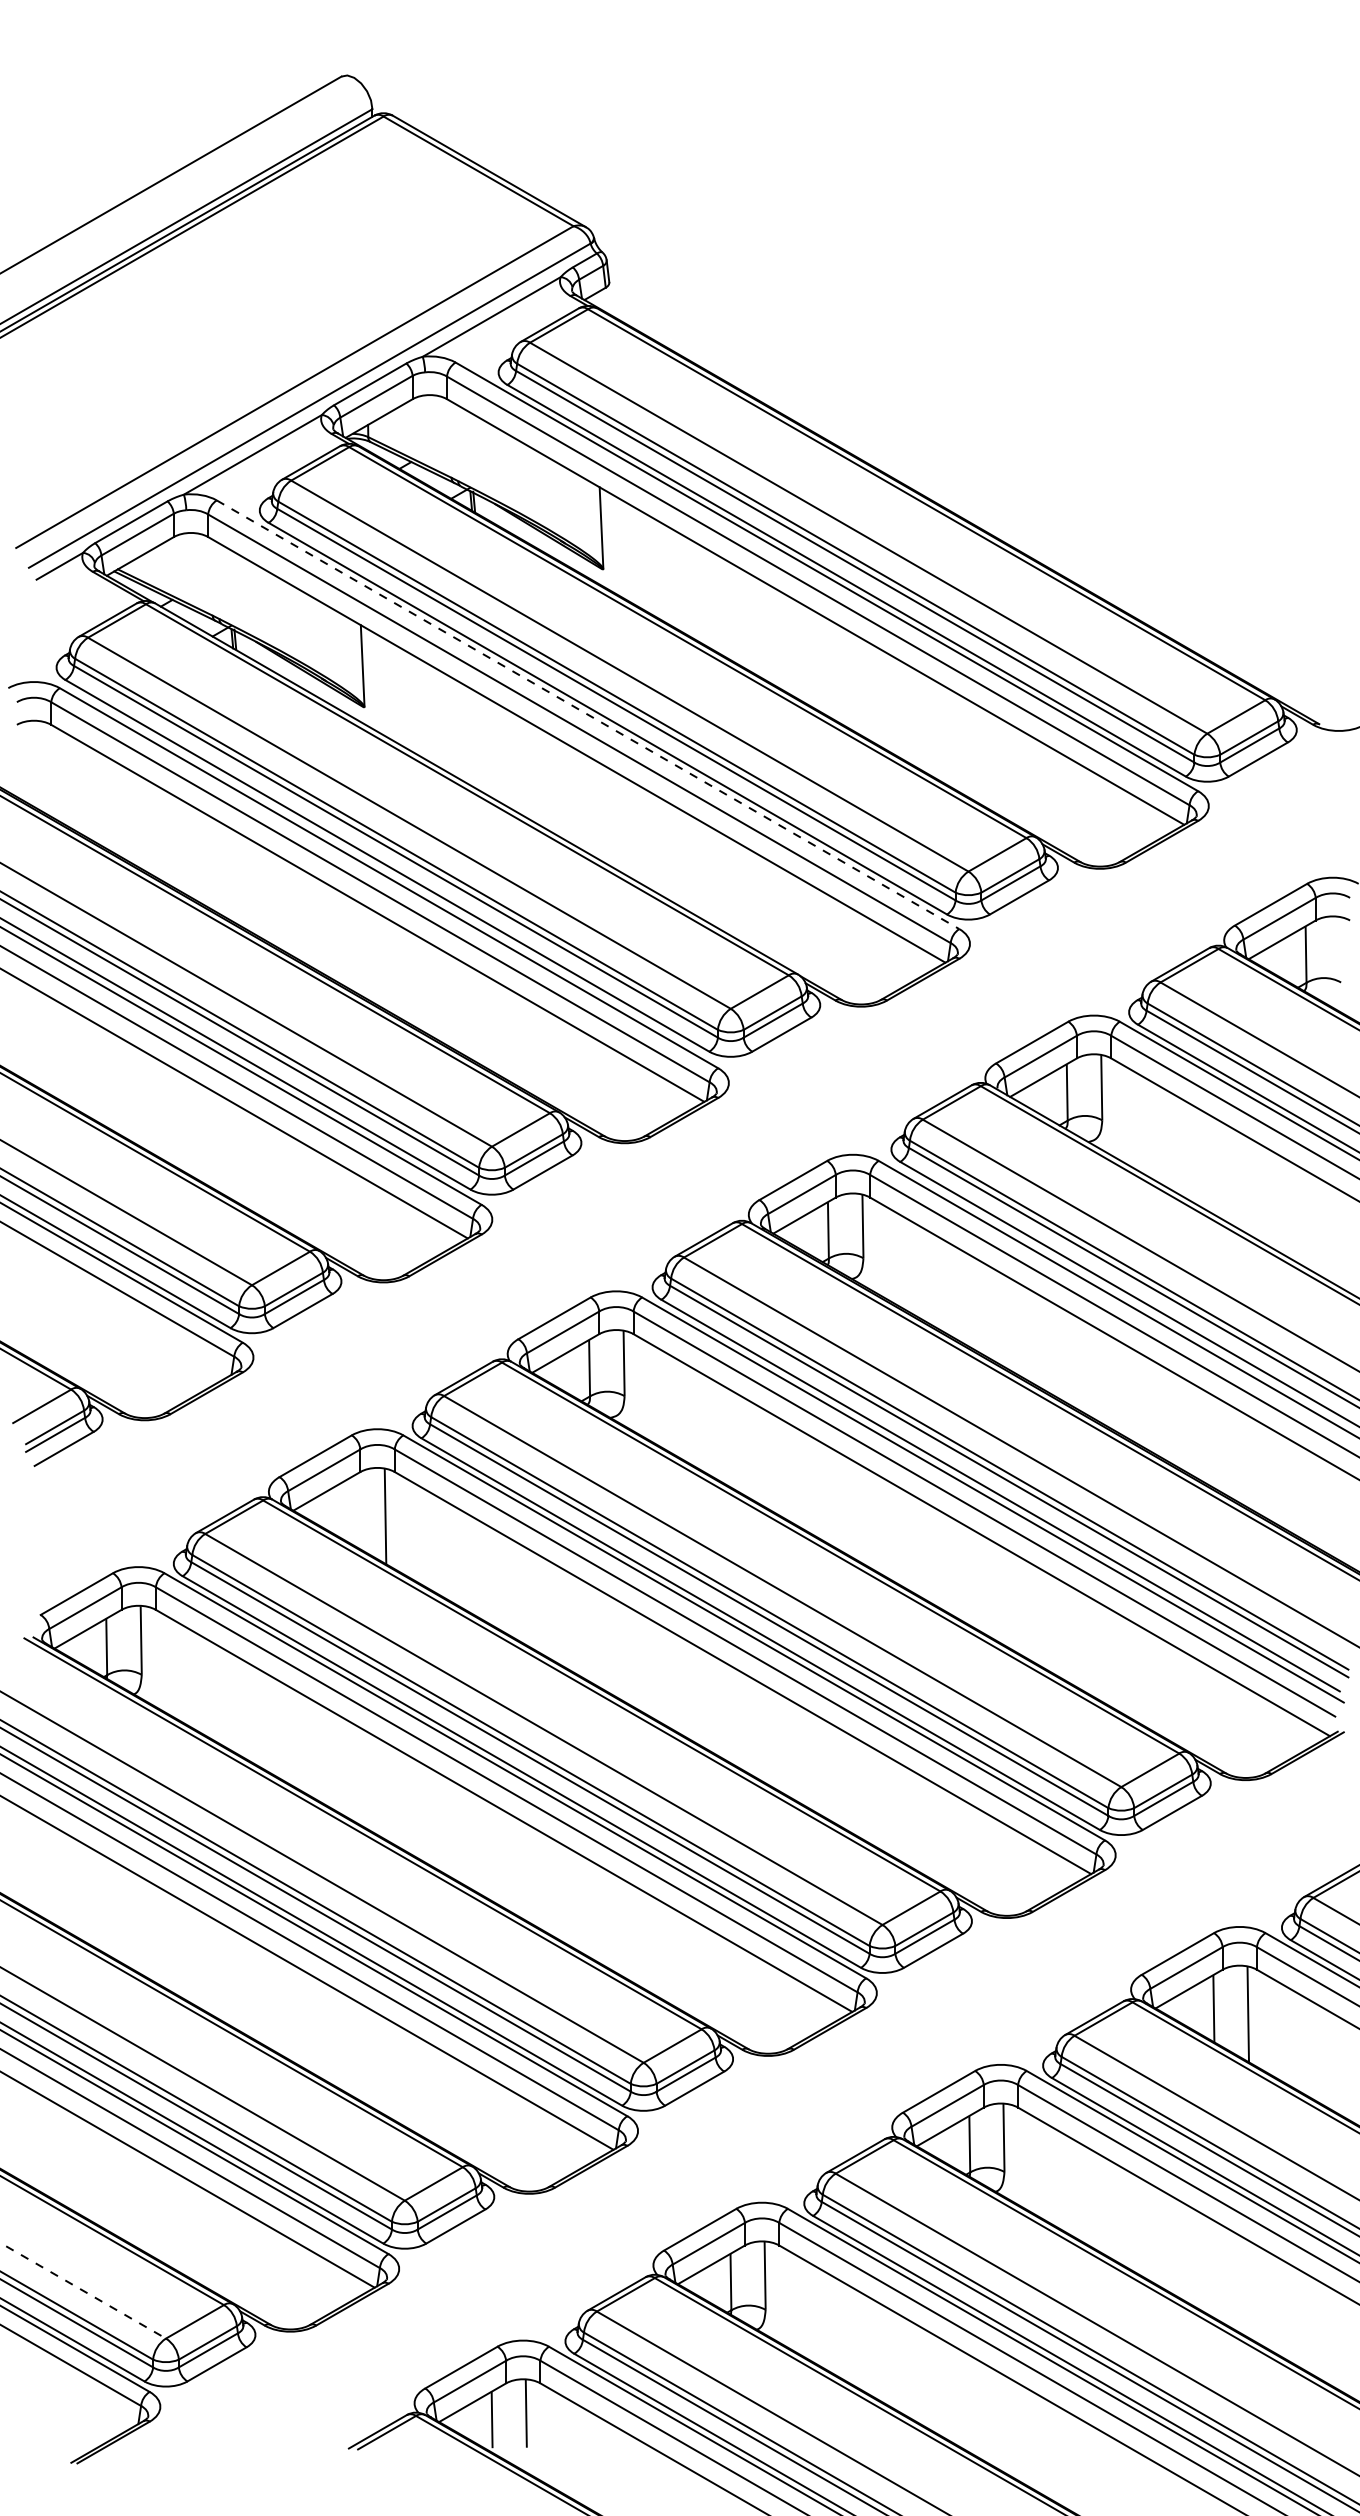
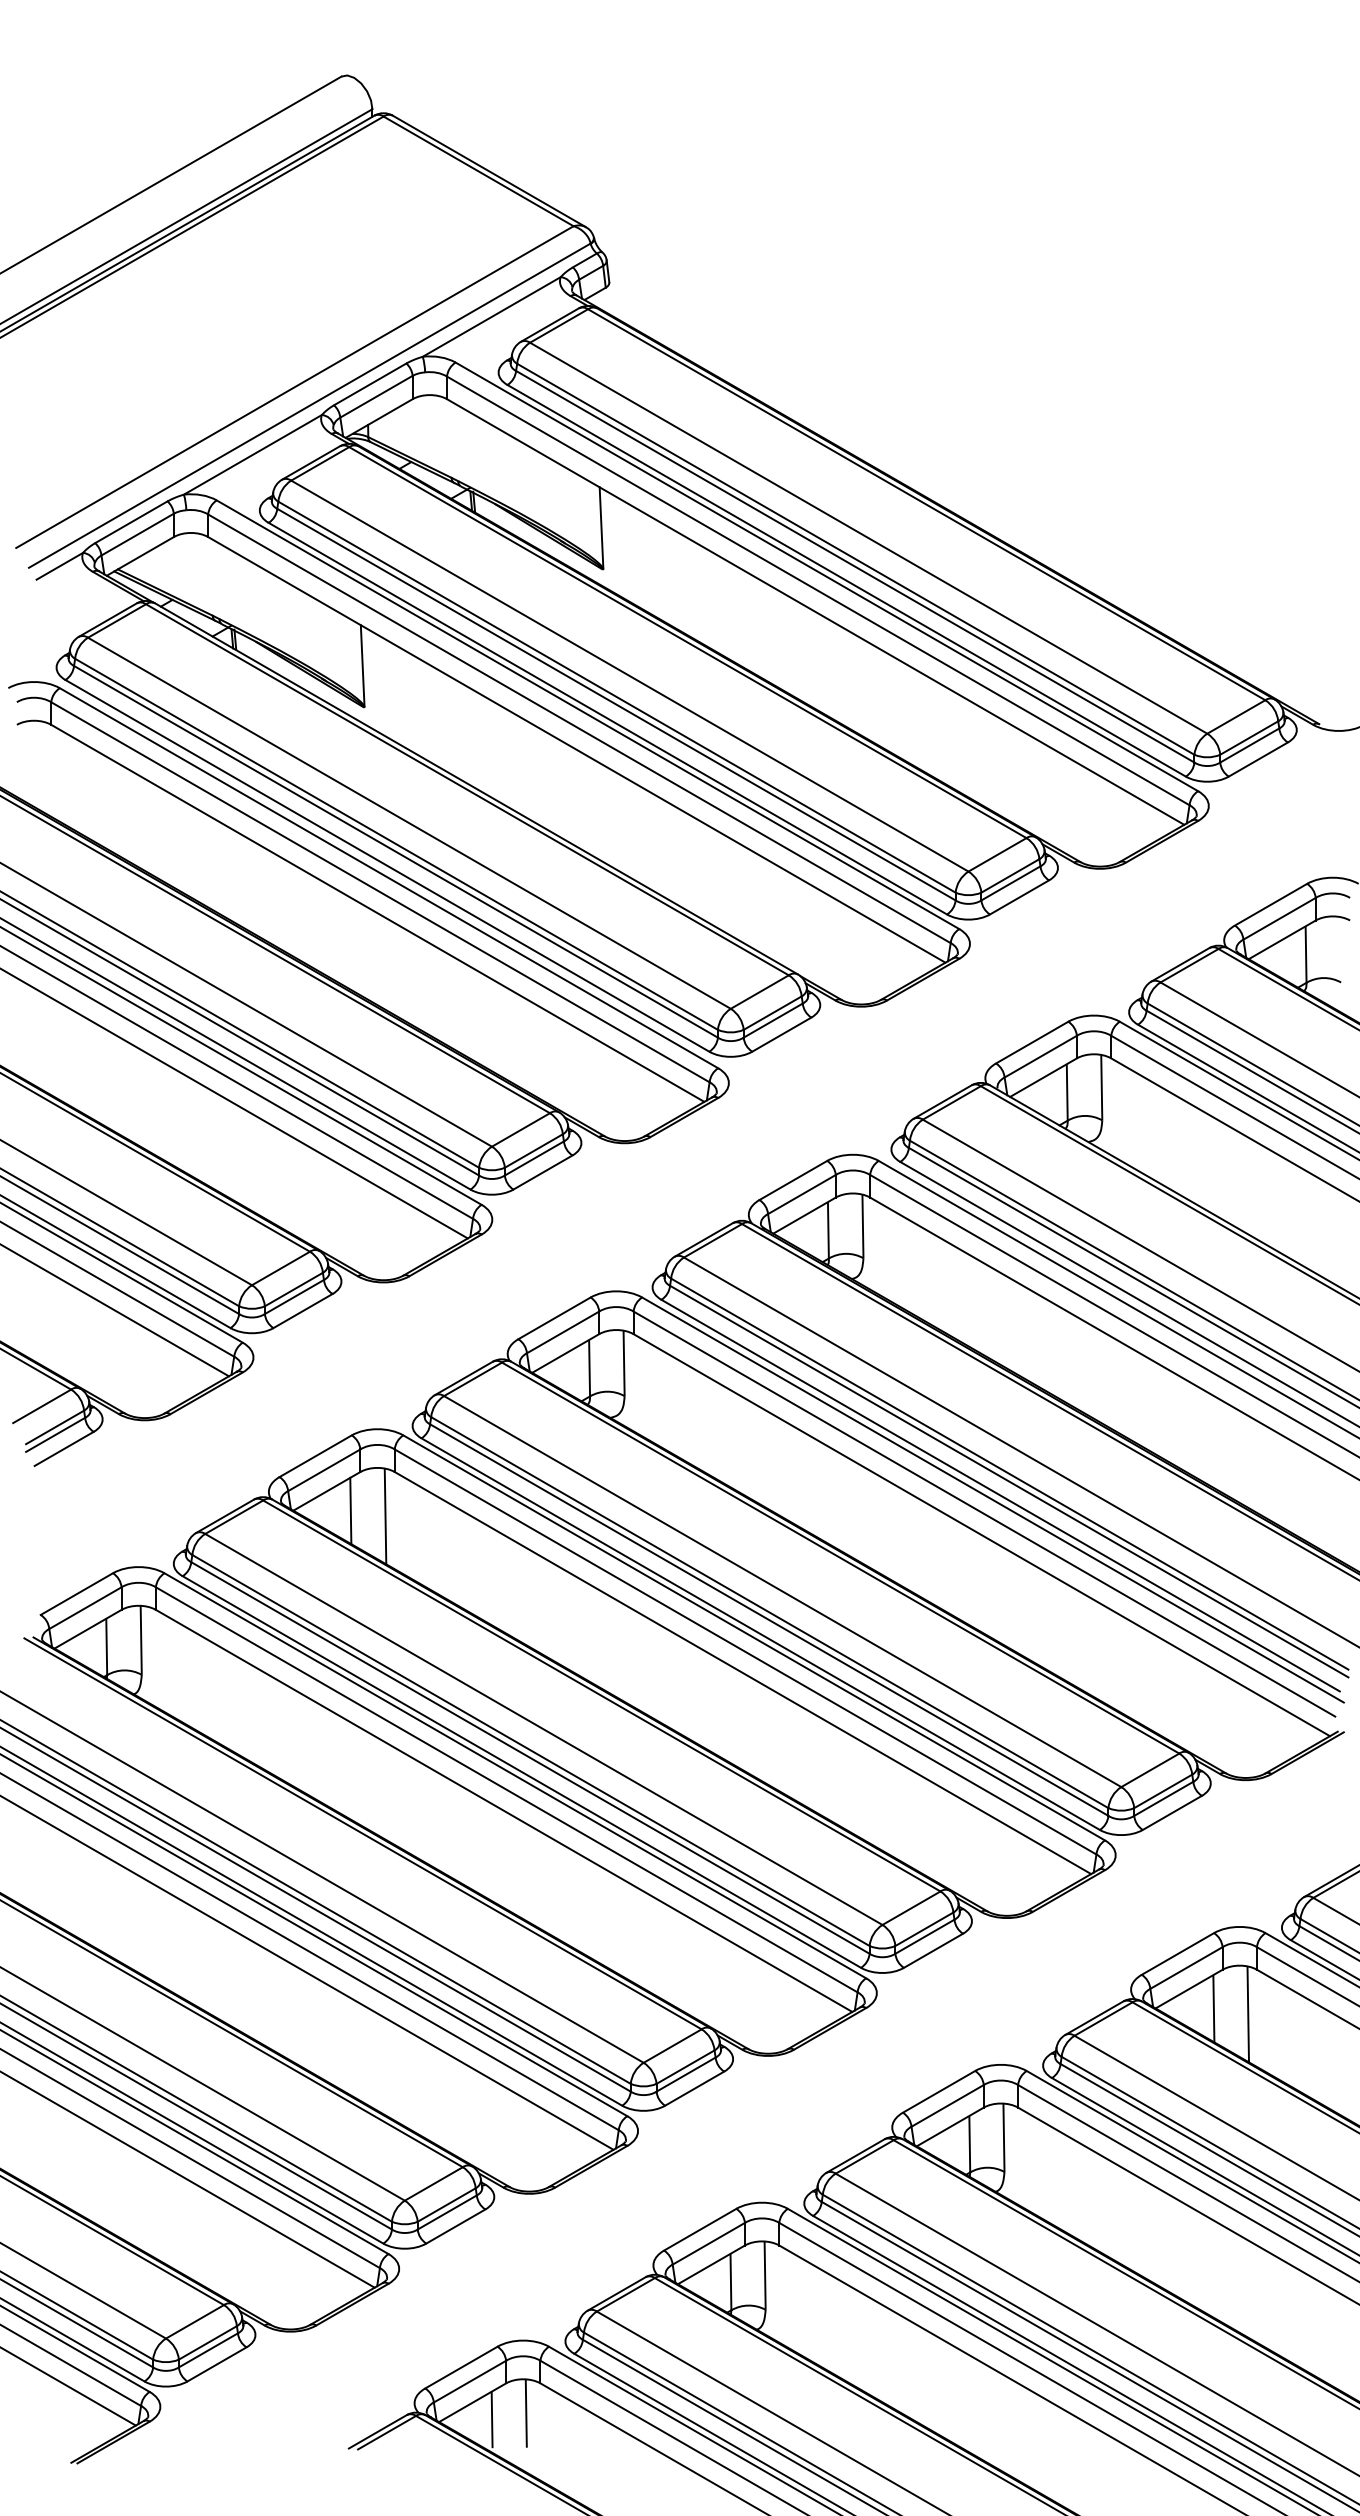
line: dashed -> solid (588, 714)
line: none -> present (115, 1310)
line: none -> present (350, 1510)
line: dashed -> solid (83, 2291)
line: none -> present (68, 2386)
